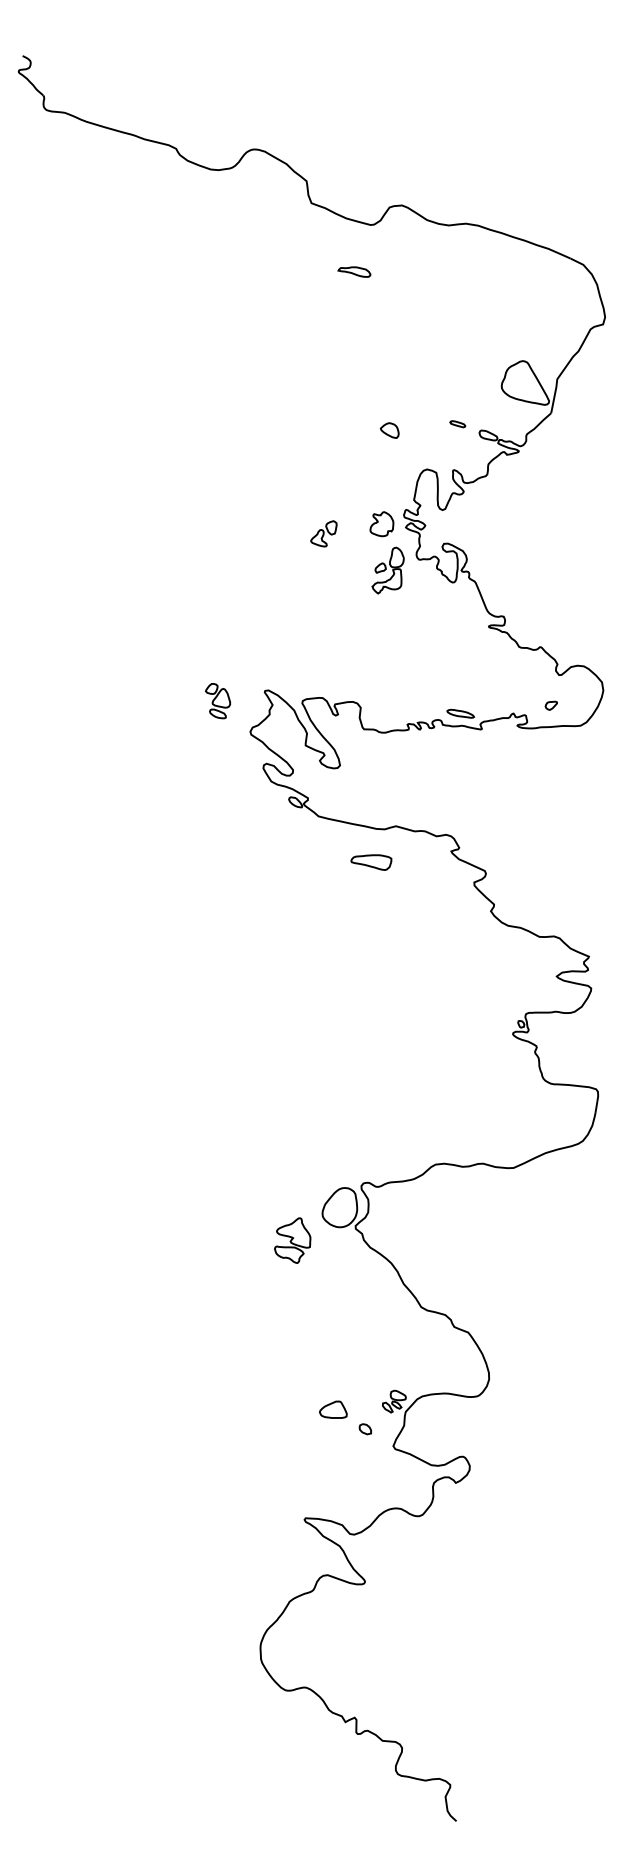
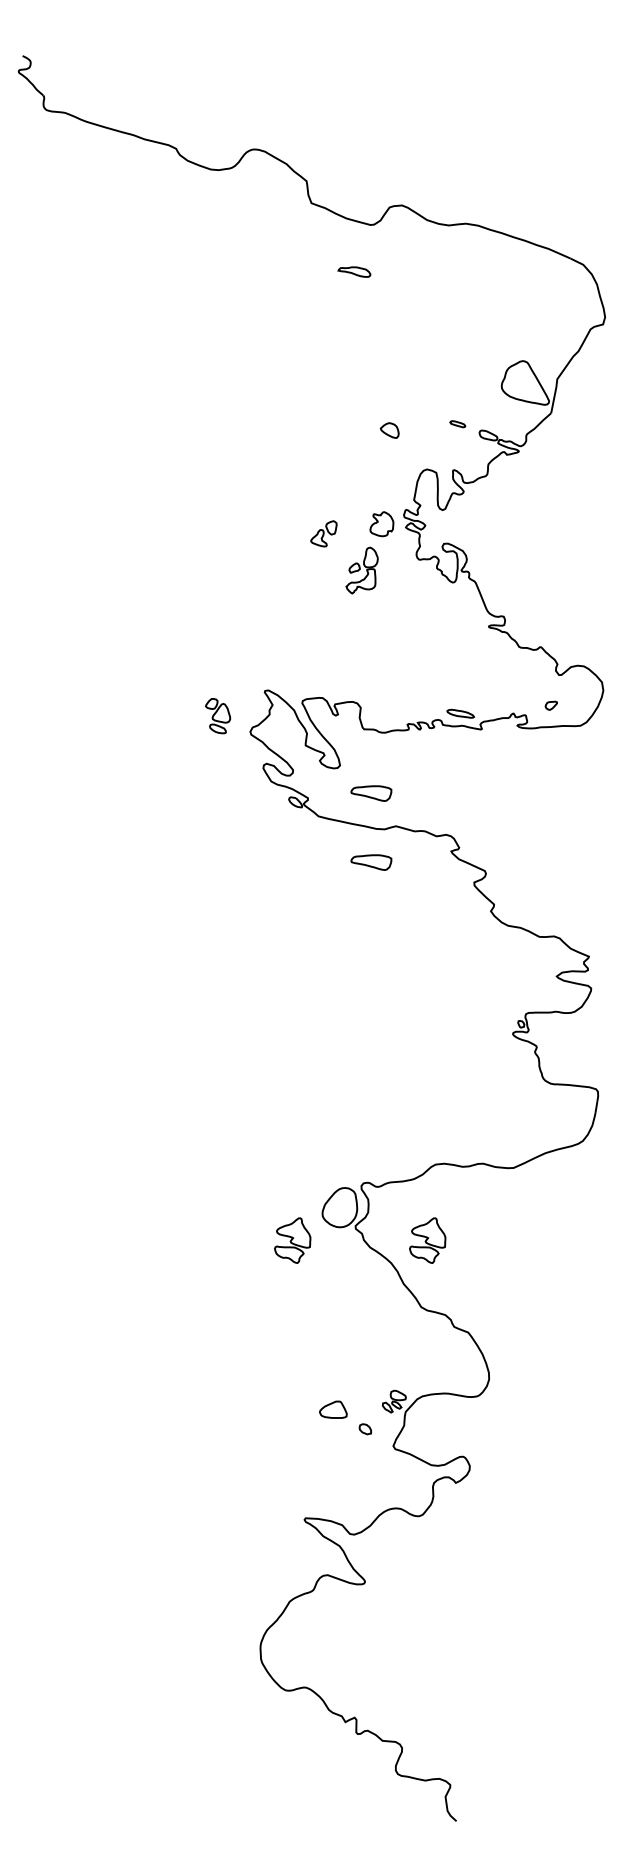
part position: (387, 570) -> (361, 570) (361, 570)
part position: (218, 701) -> (218, 716) (218, 716)
part: none -> present (371, 793)
part: none -> present (427, 1240)
